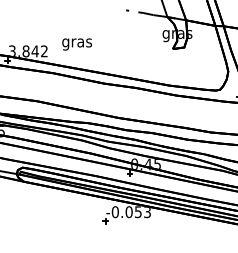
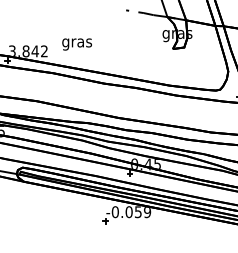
text: -0.053 -> -0.059 (147, 212)
